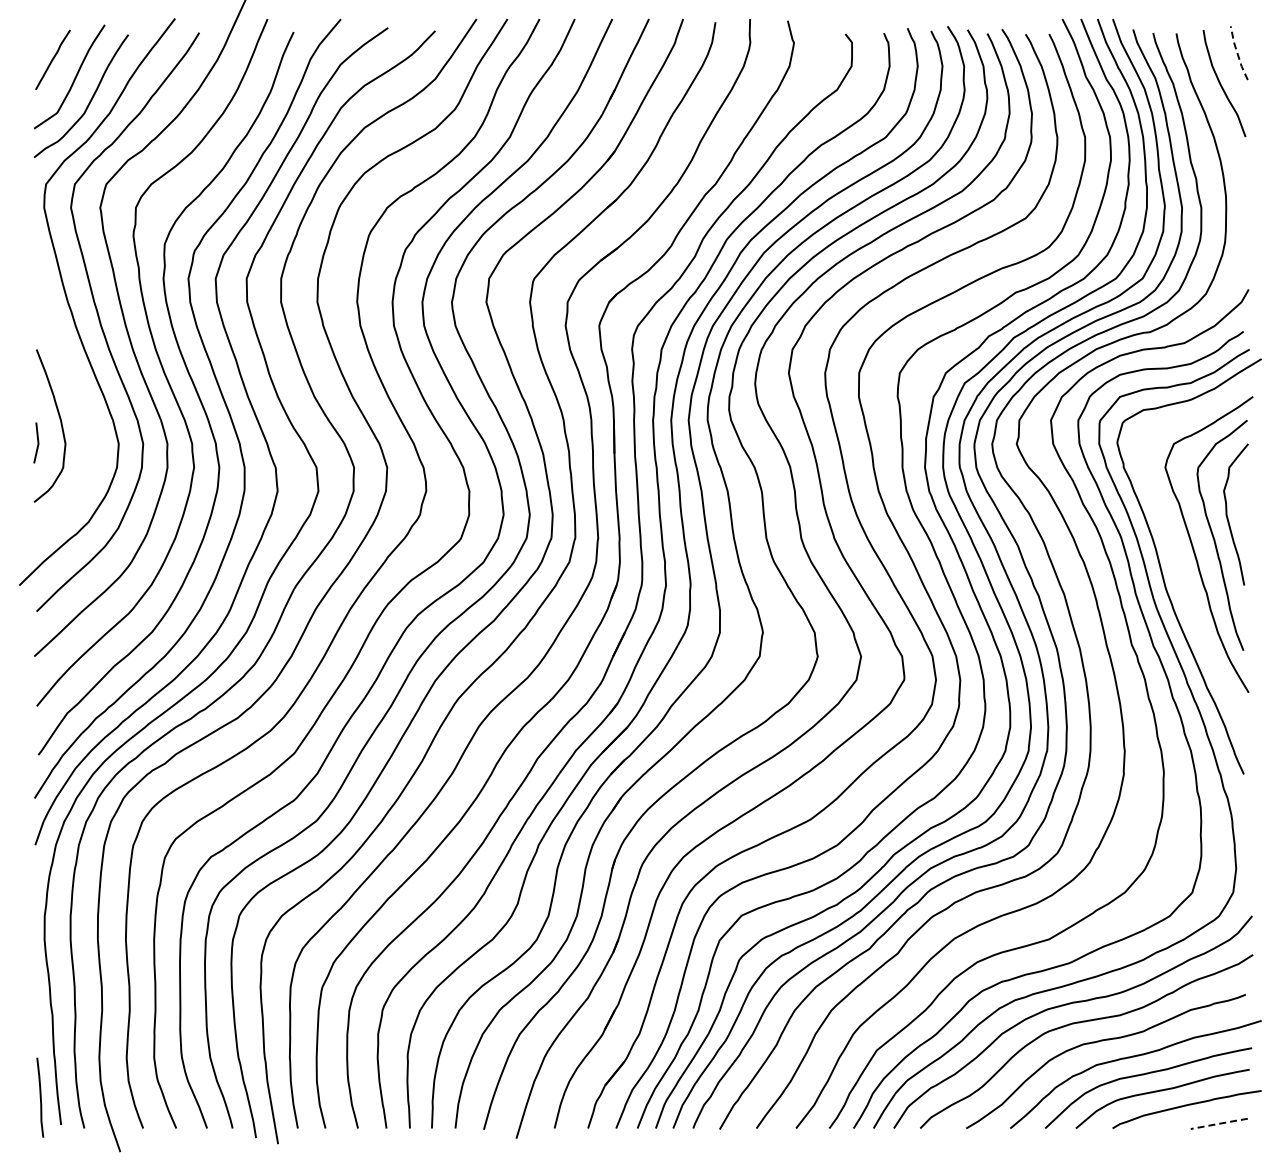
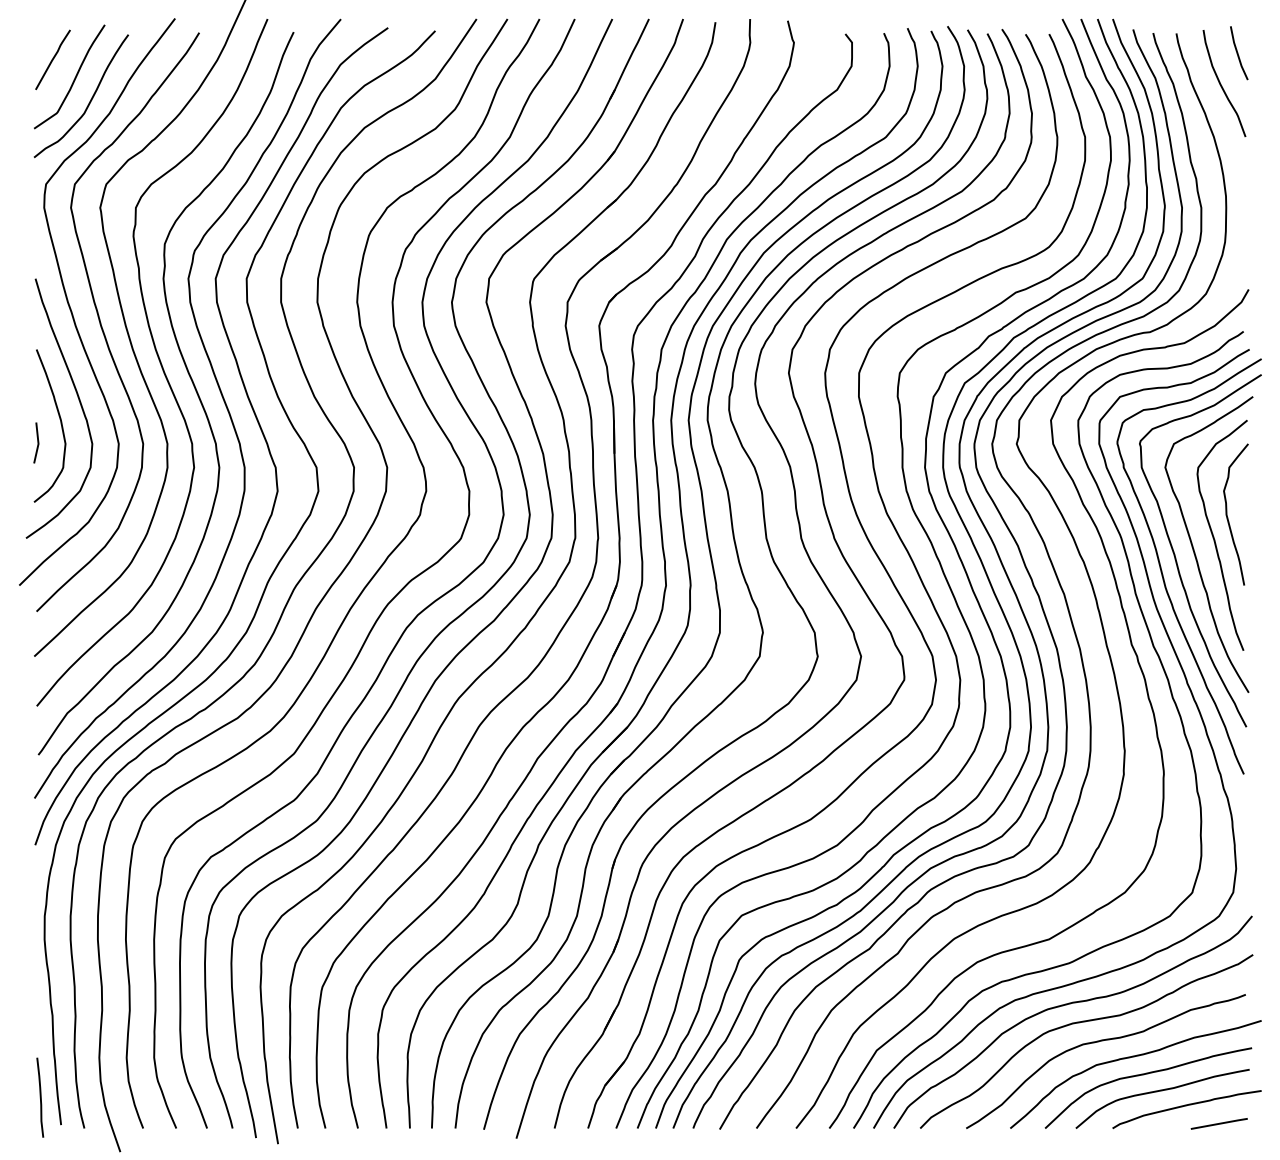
line: dashed -> solid (1237, 53)
curve: none -> present (78, 400)
curve: none -> present (1176, 557)
line: dashed -> solid (1219, 1123)
